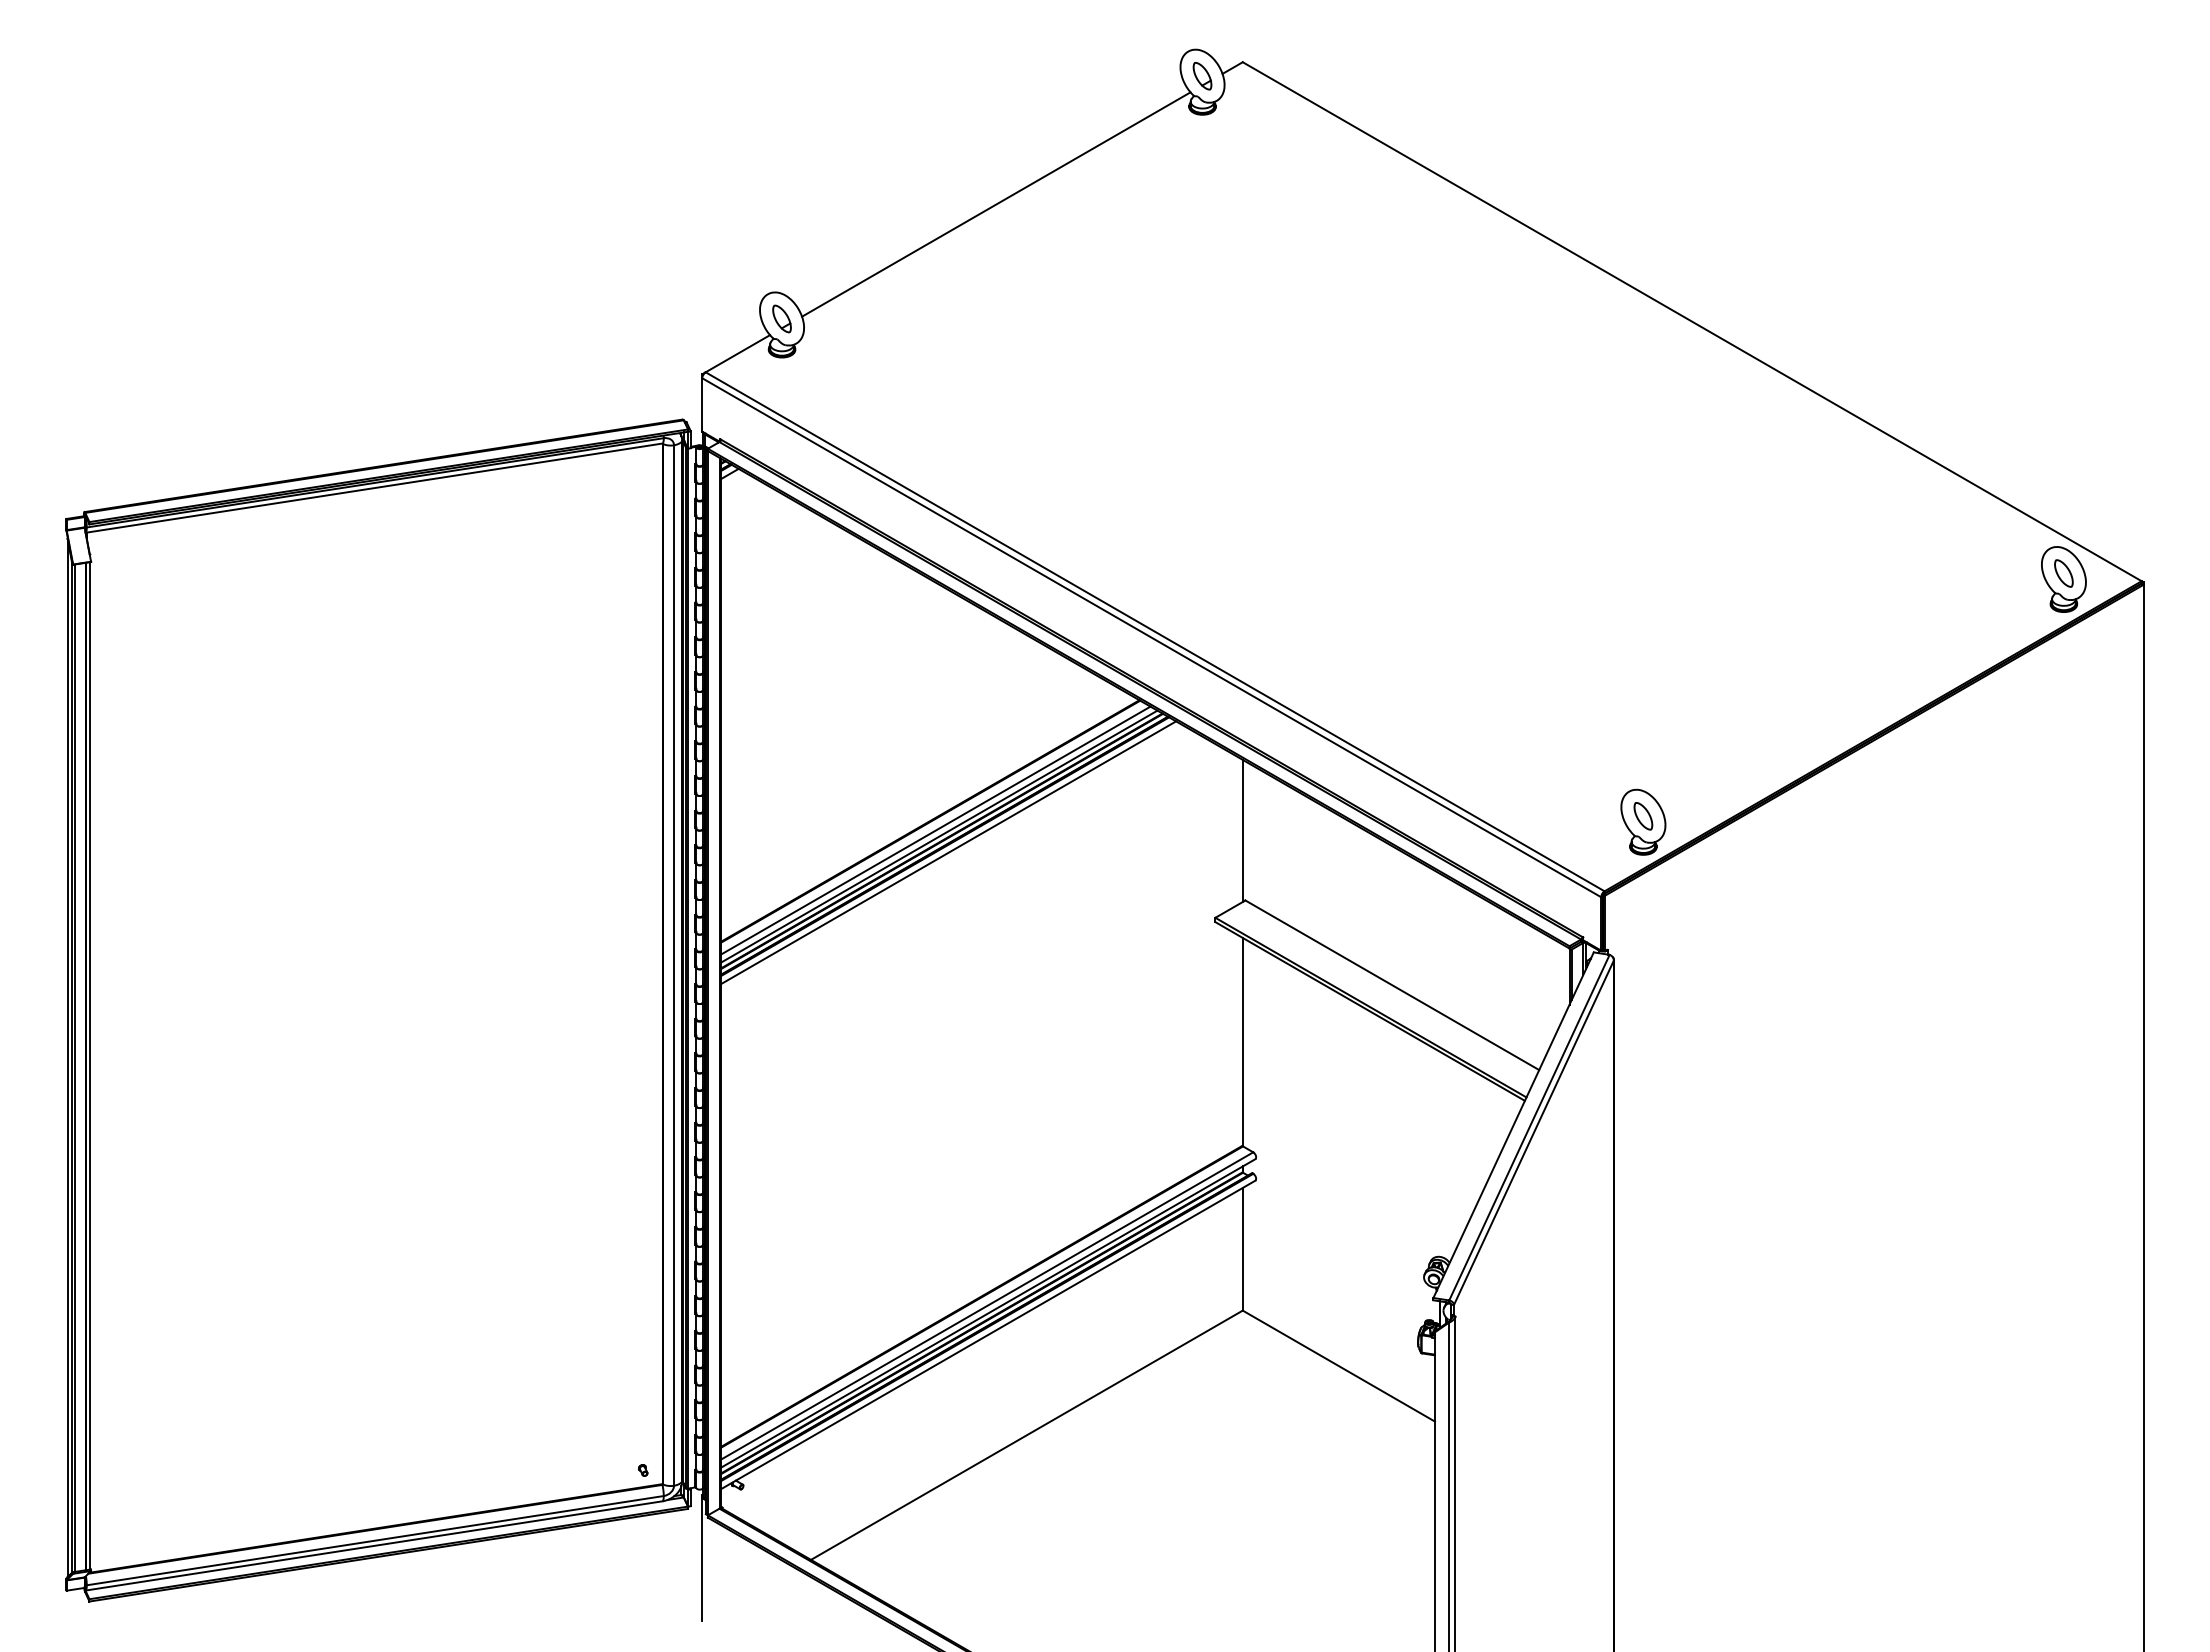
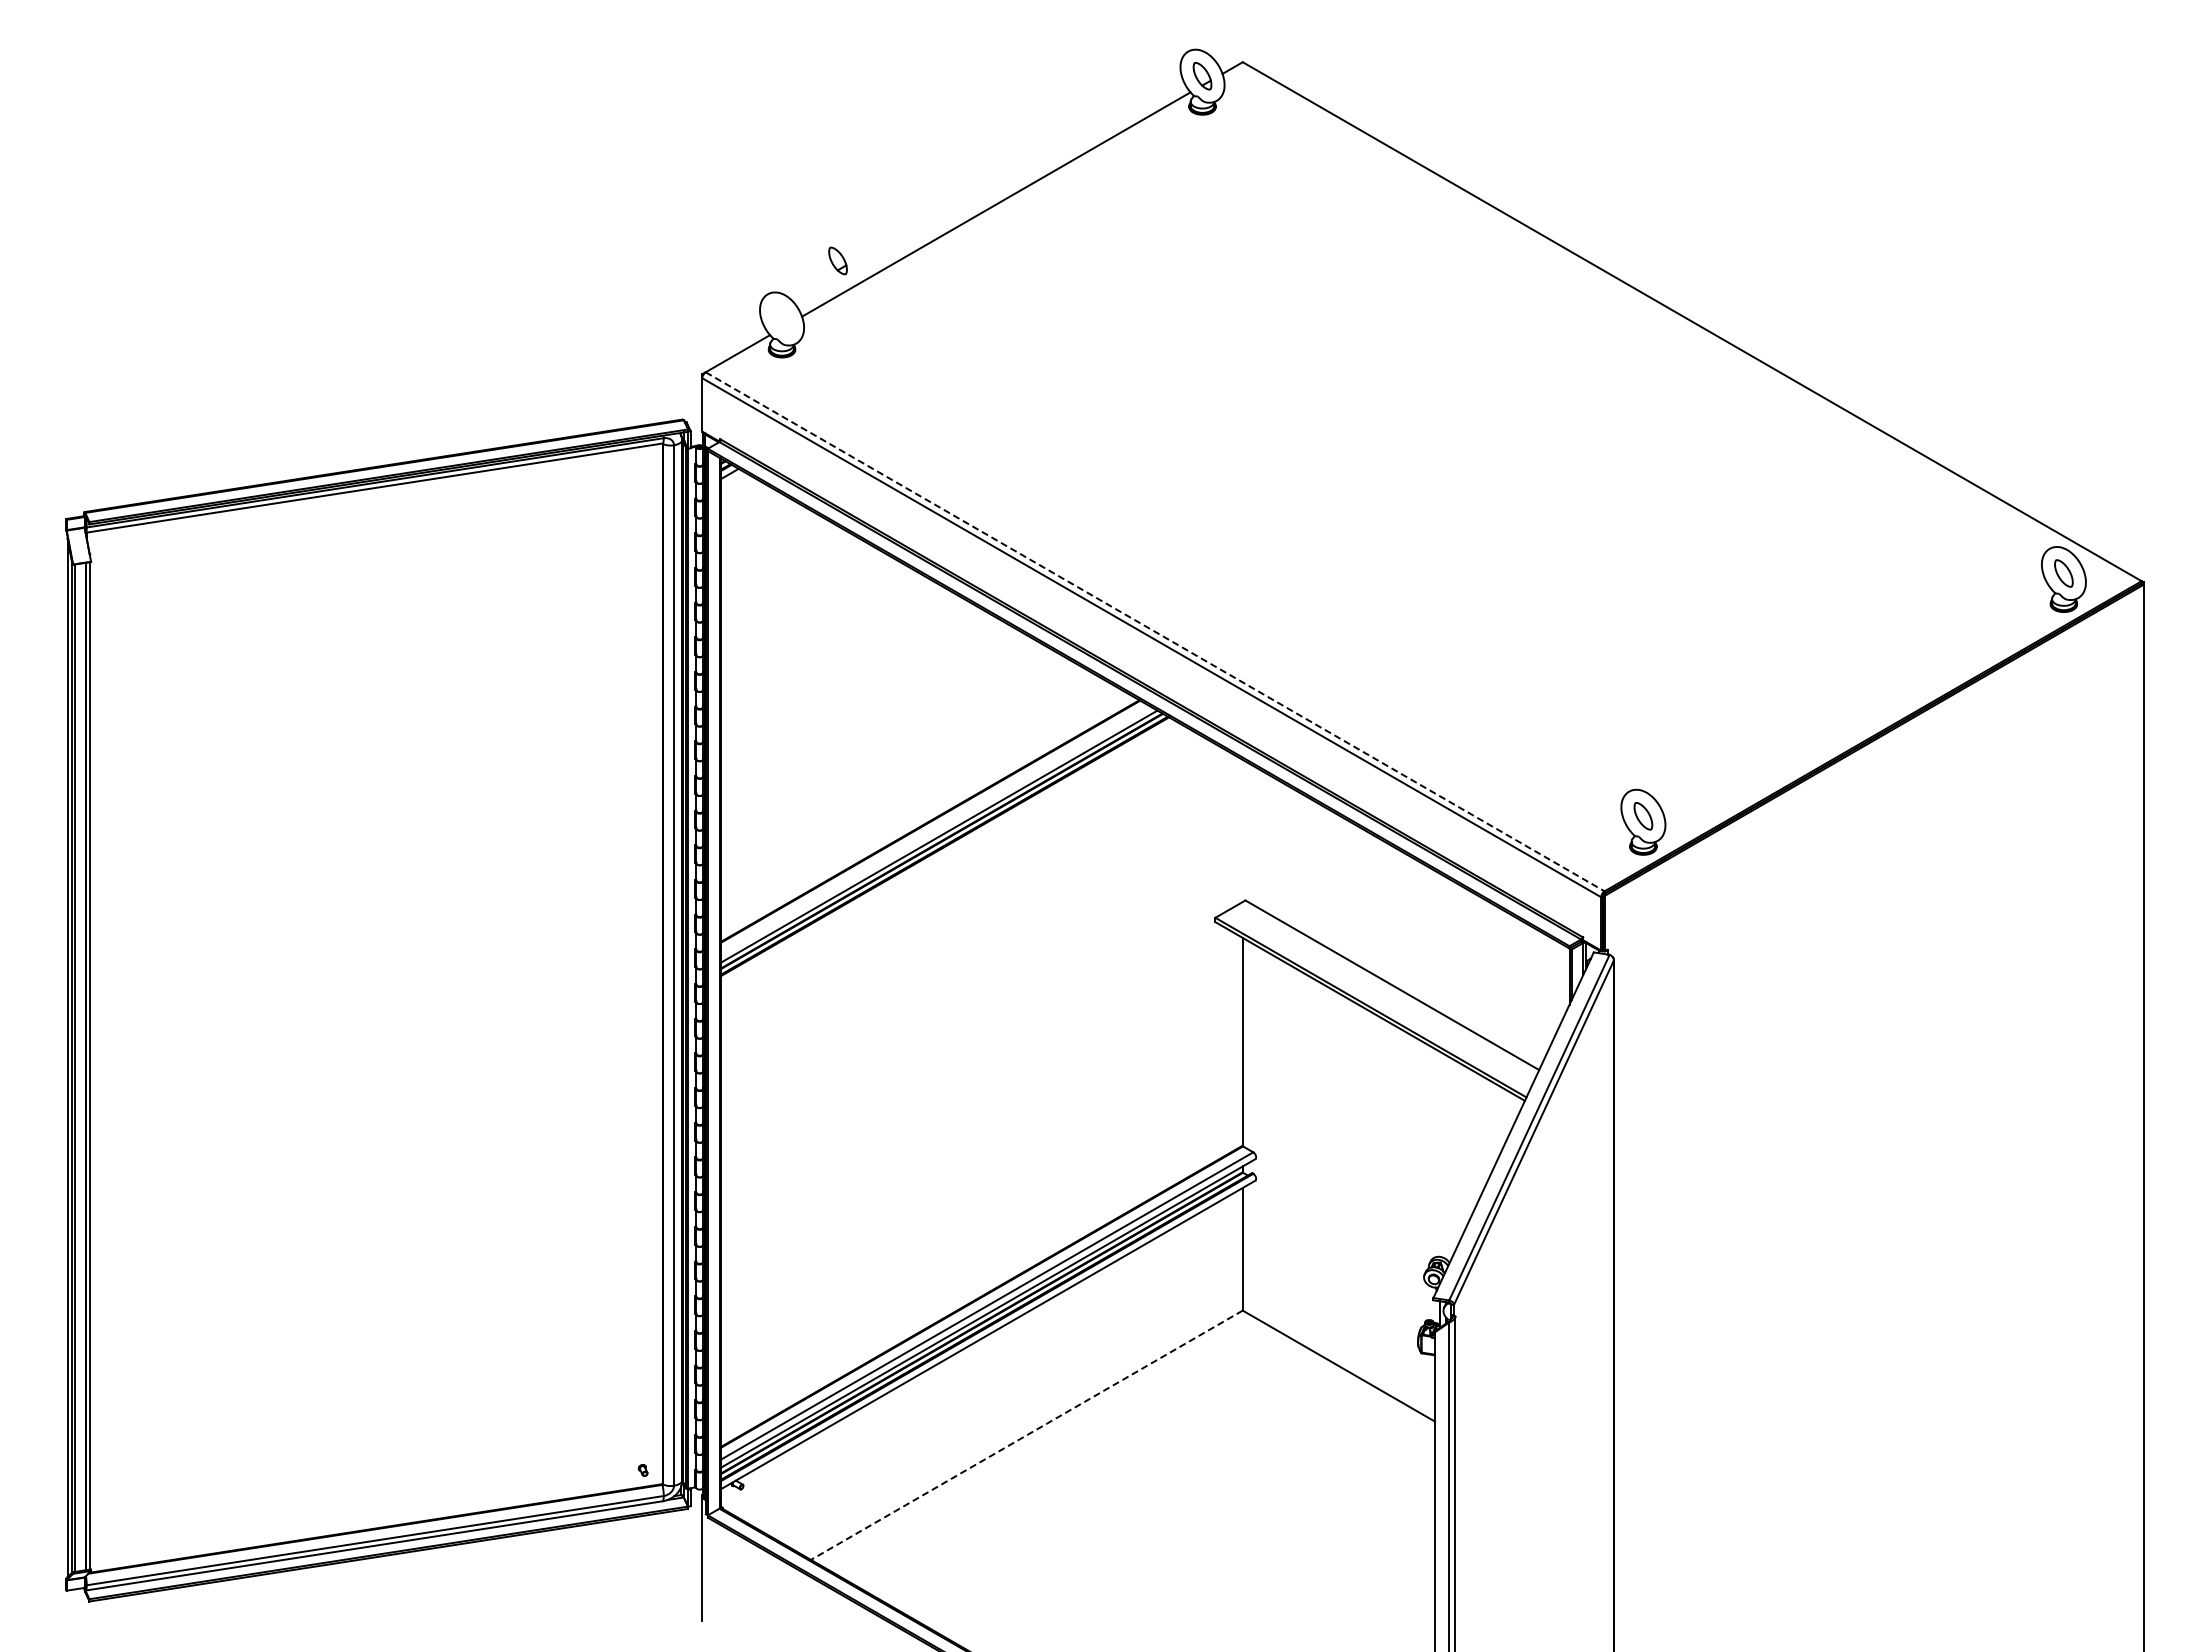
part position: (781, 318) -> (837, 260) (837, 260)
line: solid -> dashed (1155, 631)
line: present -> none (935, 830)
line: present -> none (1242, 830)
line: present -> none (948, 852)
line: solid -> dashed (1026, 1435)
